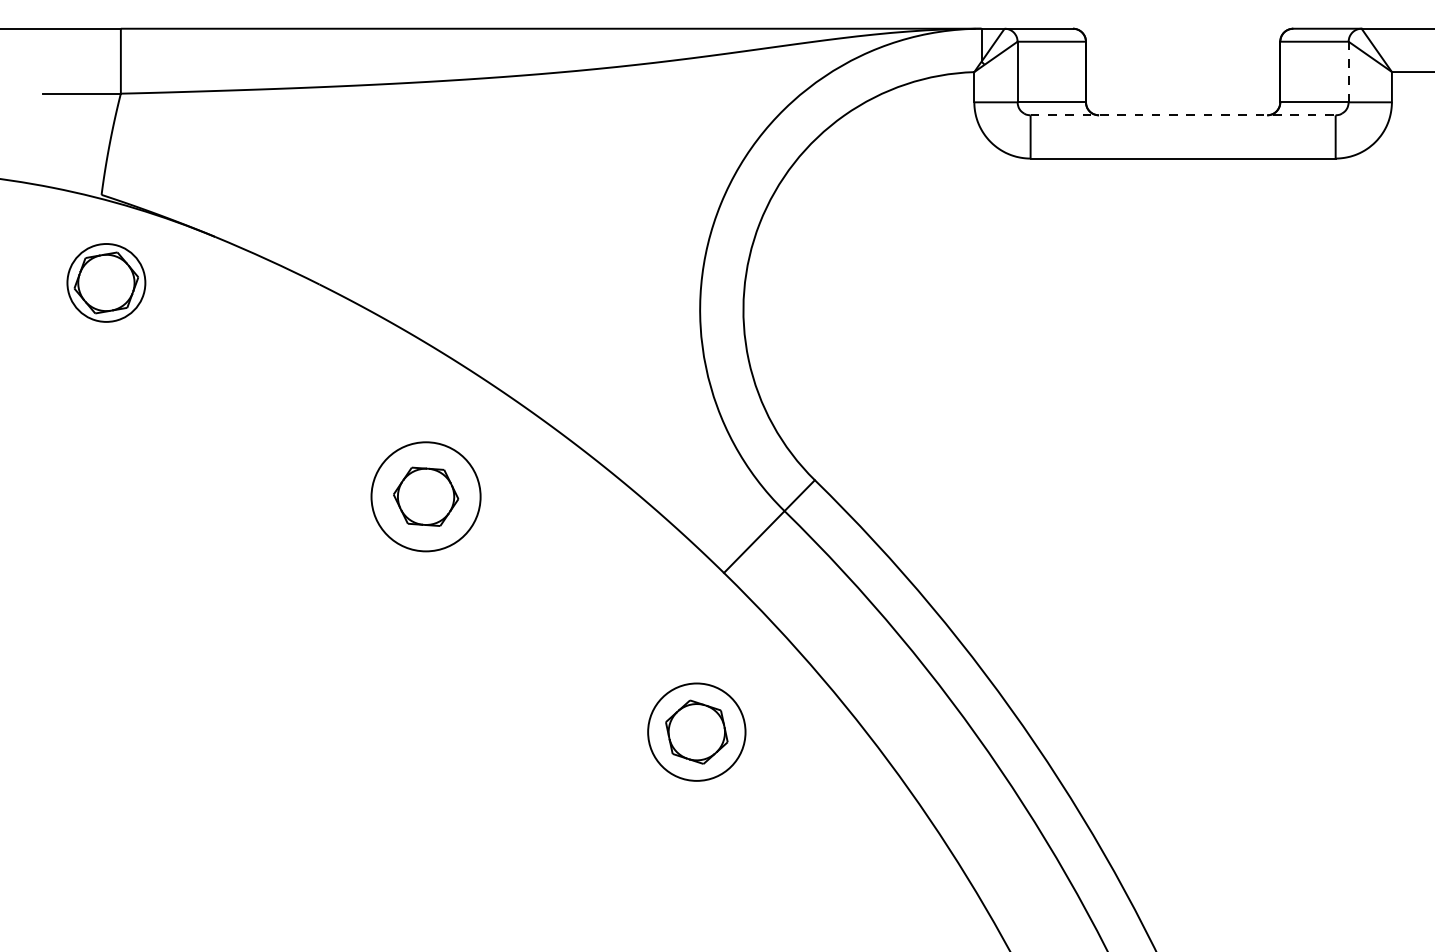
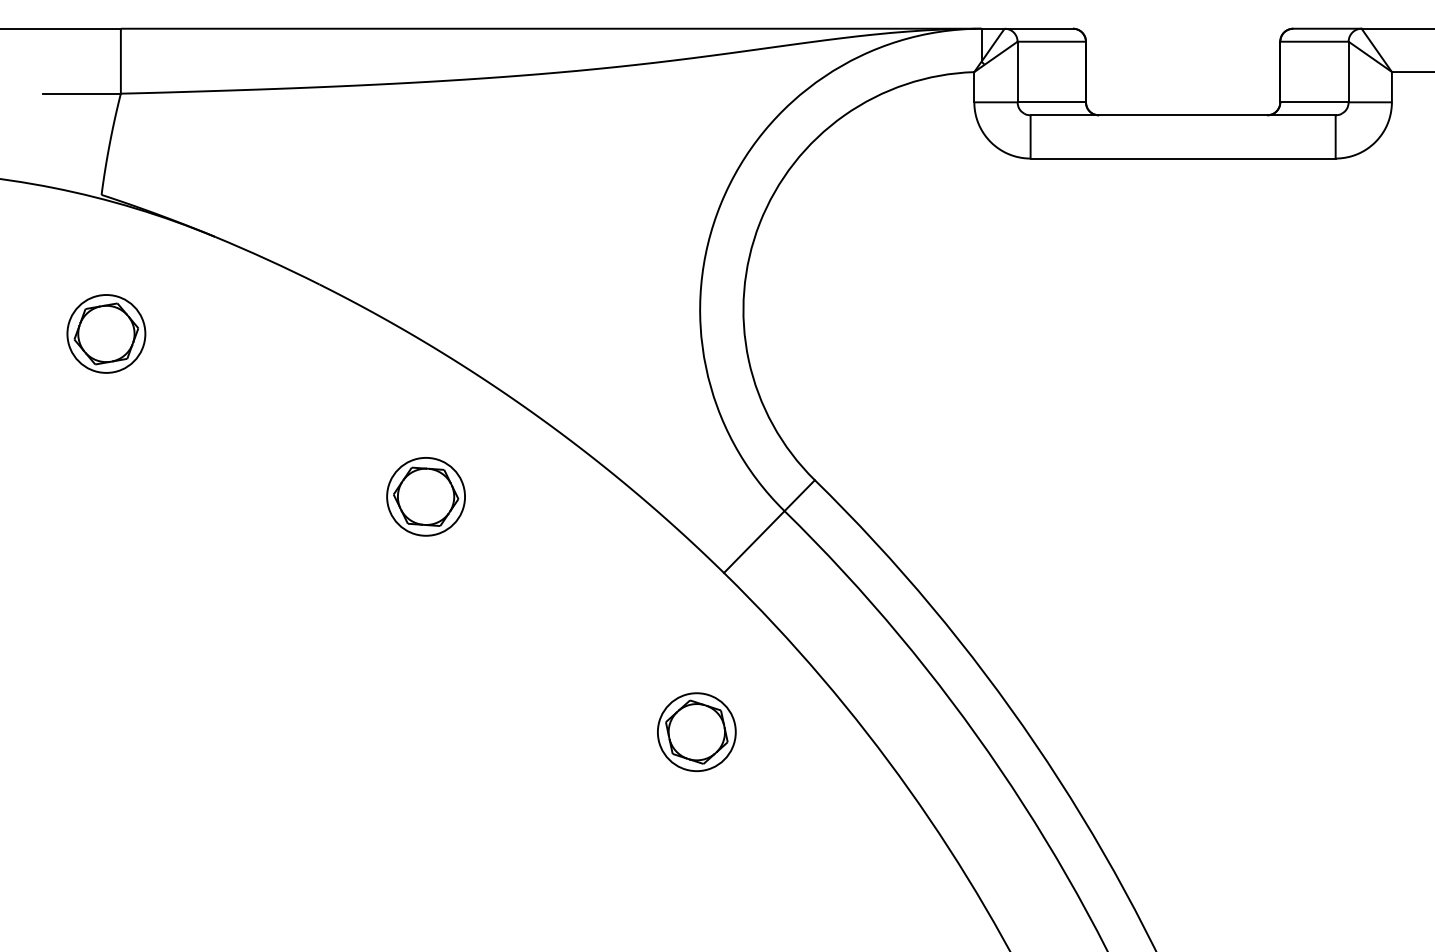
line: dashed -> solid (1348, 71)
line: dashed -> solid (1183, 115)
part position: (106, 282) -> (106, 333) (106, 333)
circle diameter: 109 px -> 78 px (426, 496)
circle diameter: 97 px -> 78 px (696, 732)
